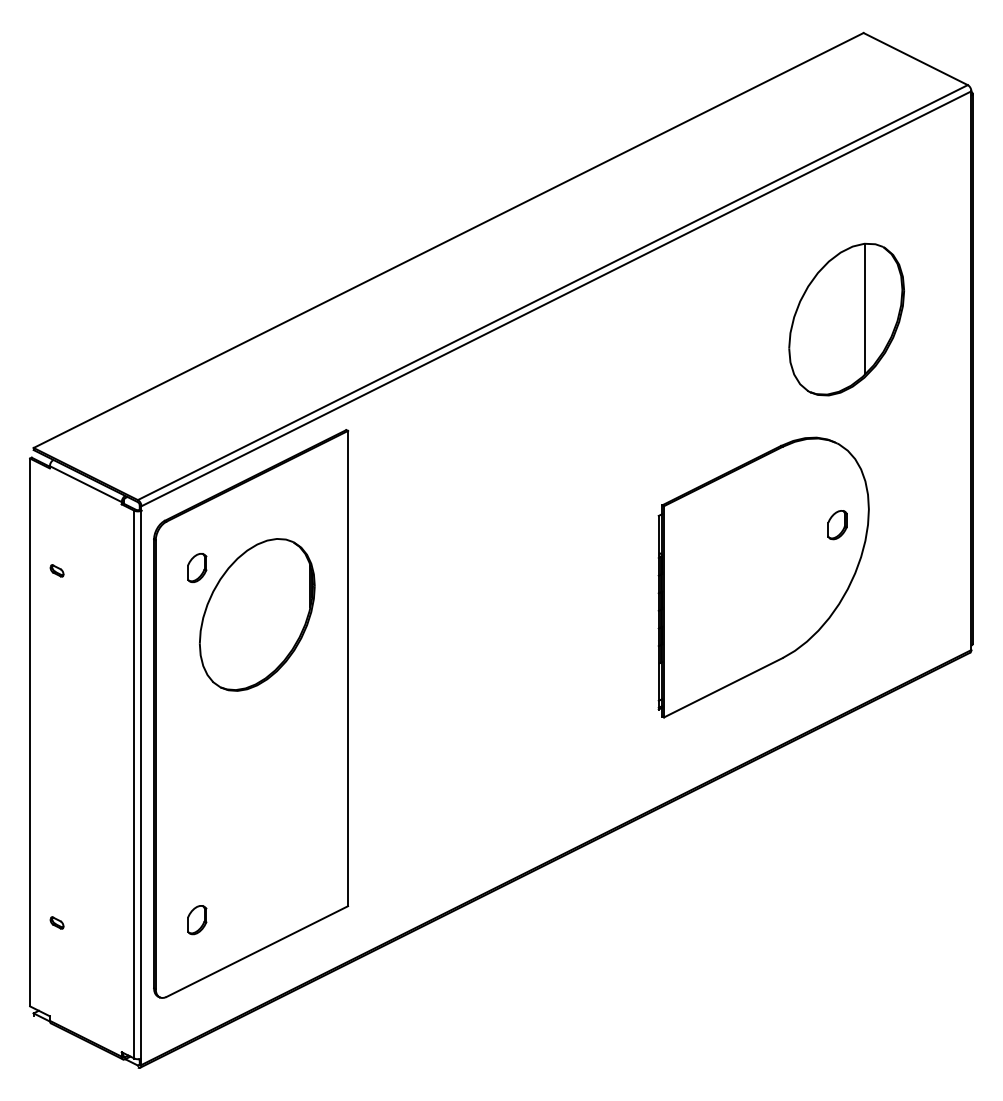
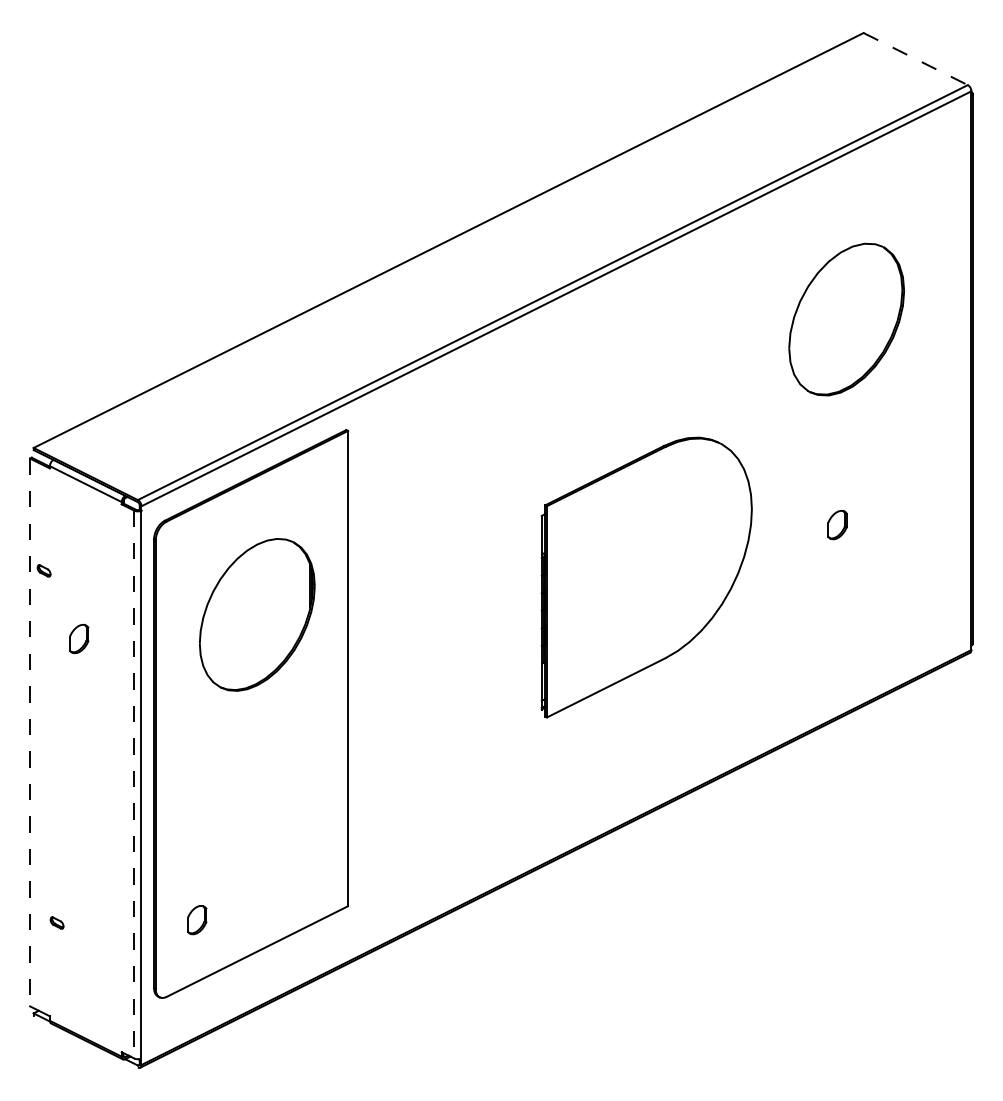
line: solid -> dashed (916, 59)
line: present -> none (865, 308)
part position: (197, 568) -> (79, 639) (79, 639)
part position: (56, 570) -> (43, 570) (43, 570)
part position: (763, 577) -> (646, 577) (646, 577)
line: solid -> dashed (30, 732)
line: solid -> dashed (134, 784)
